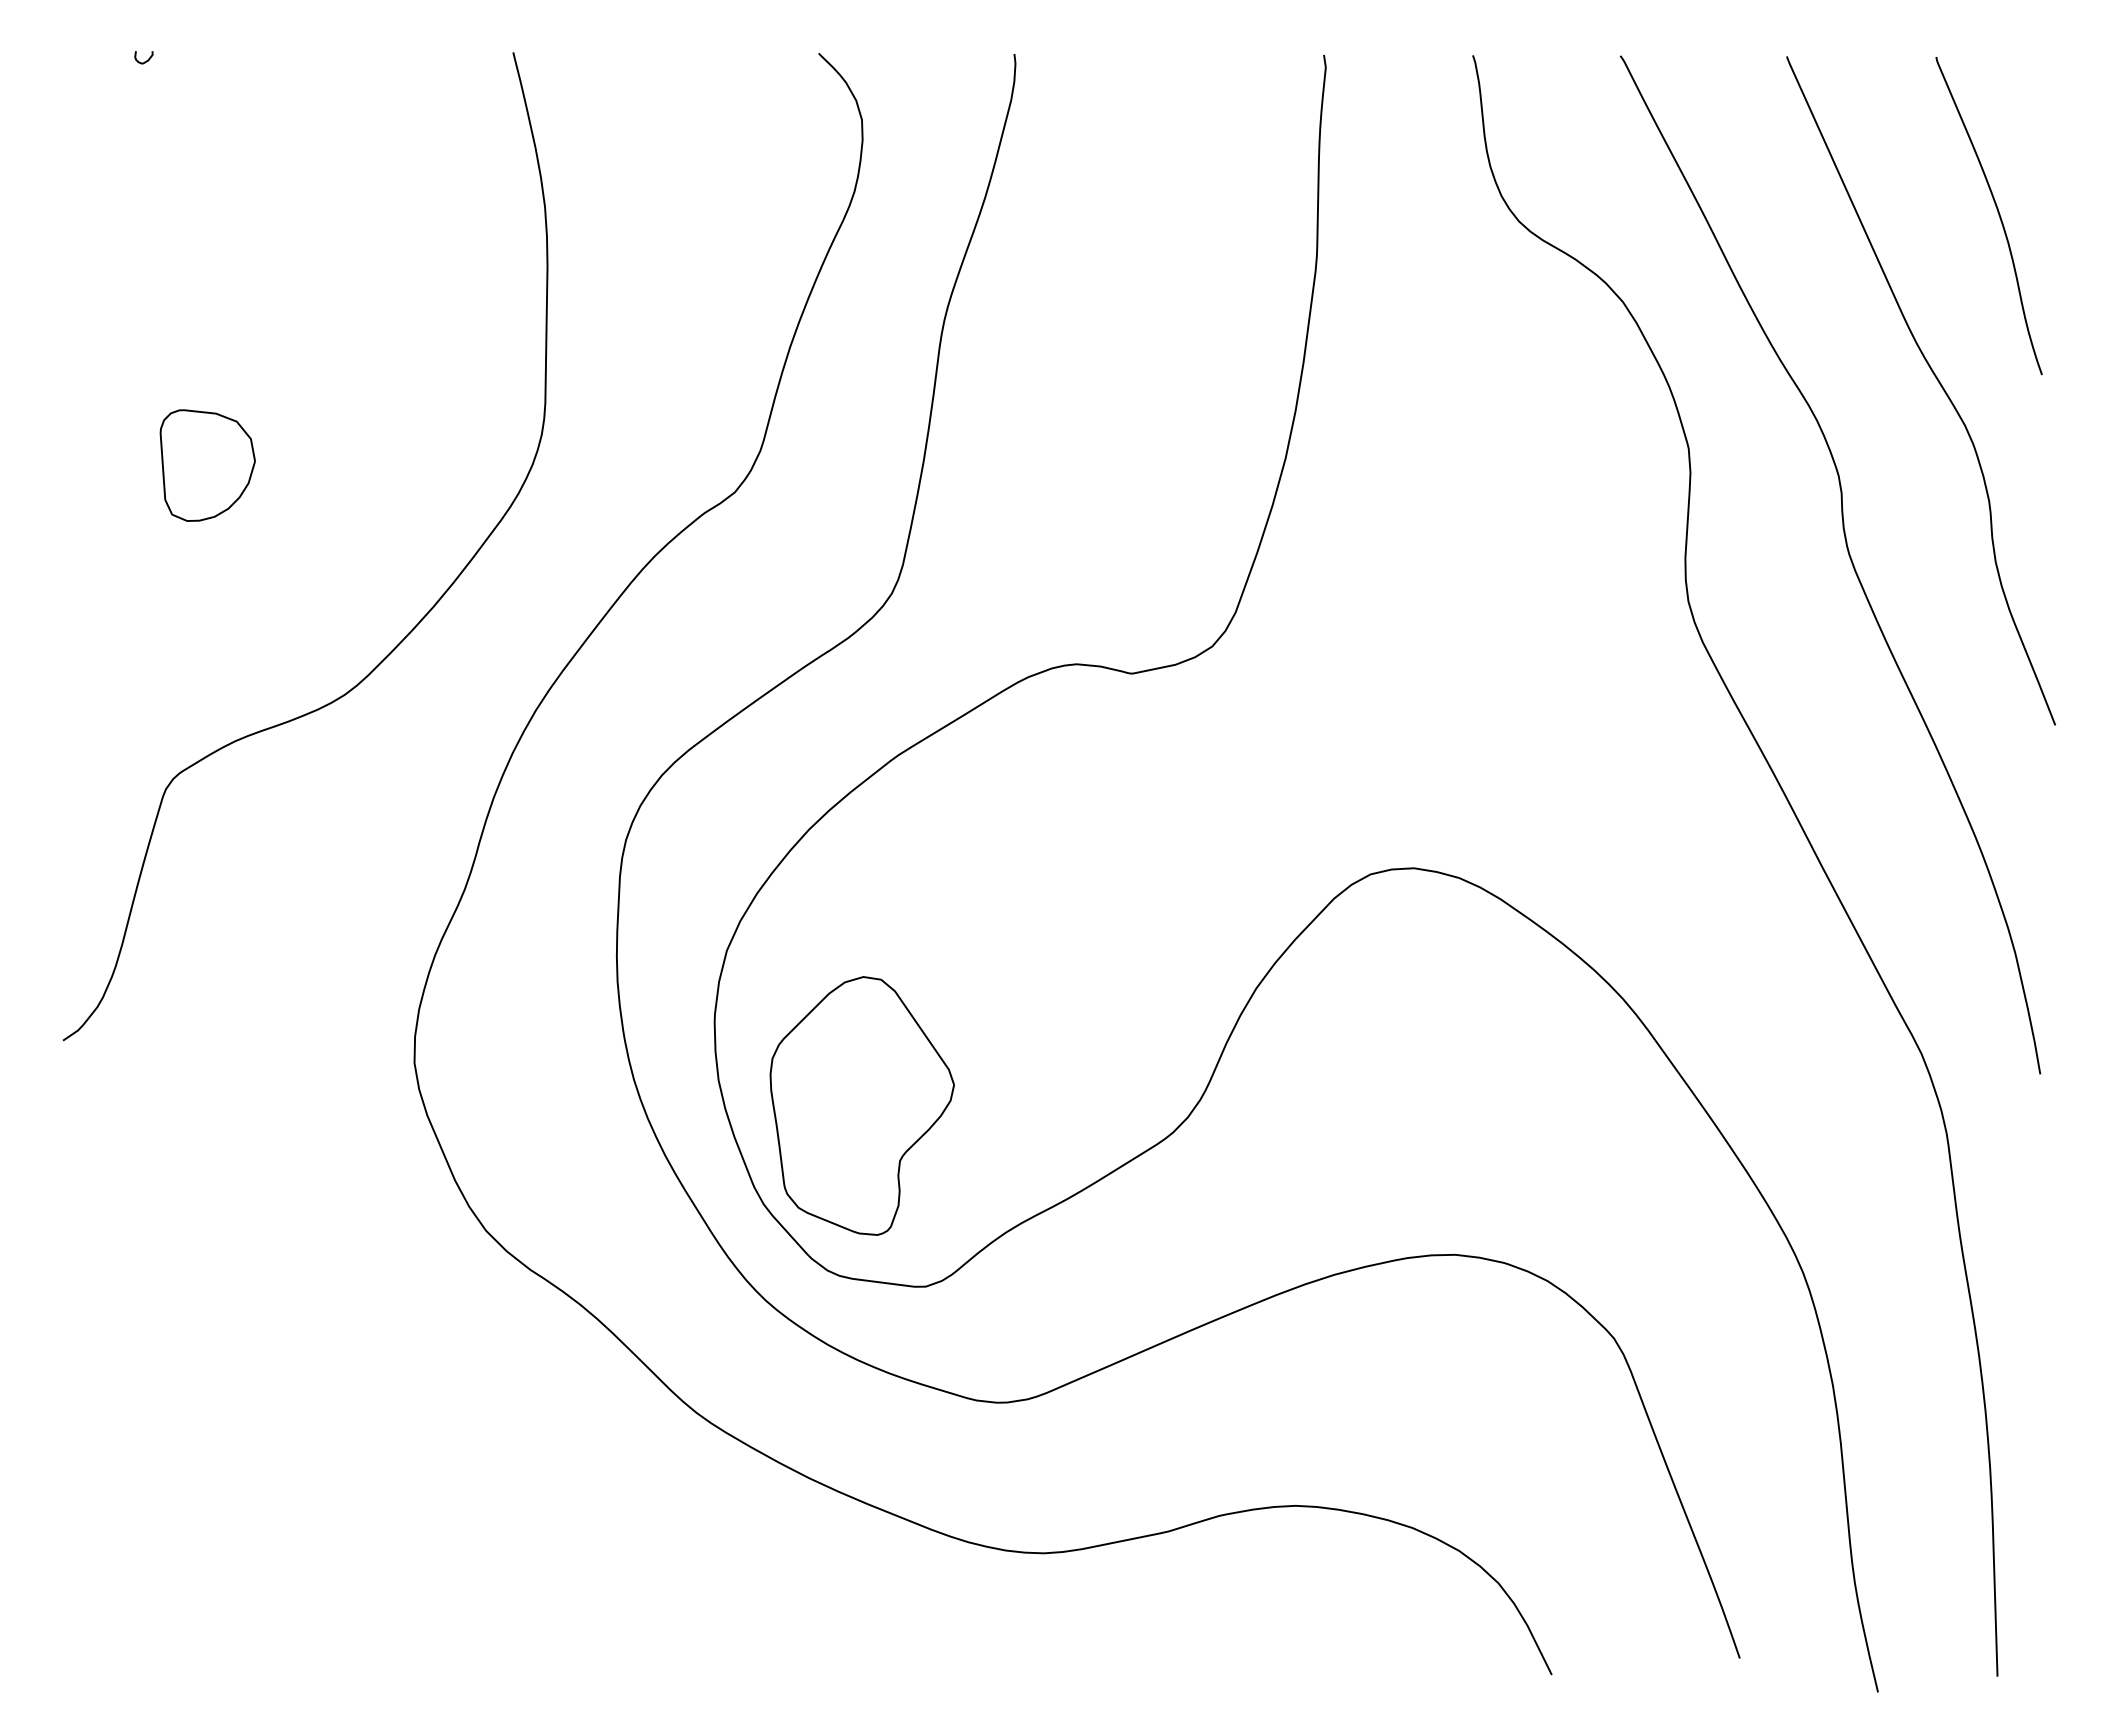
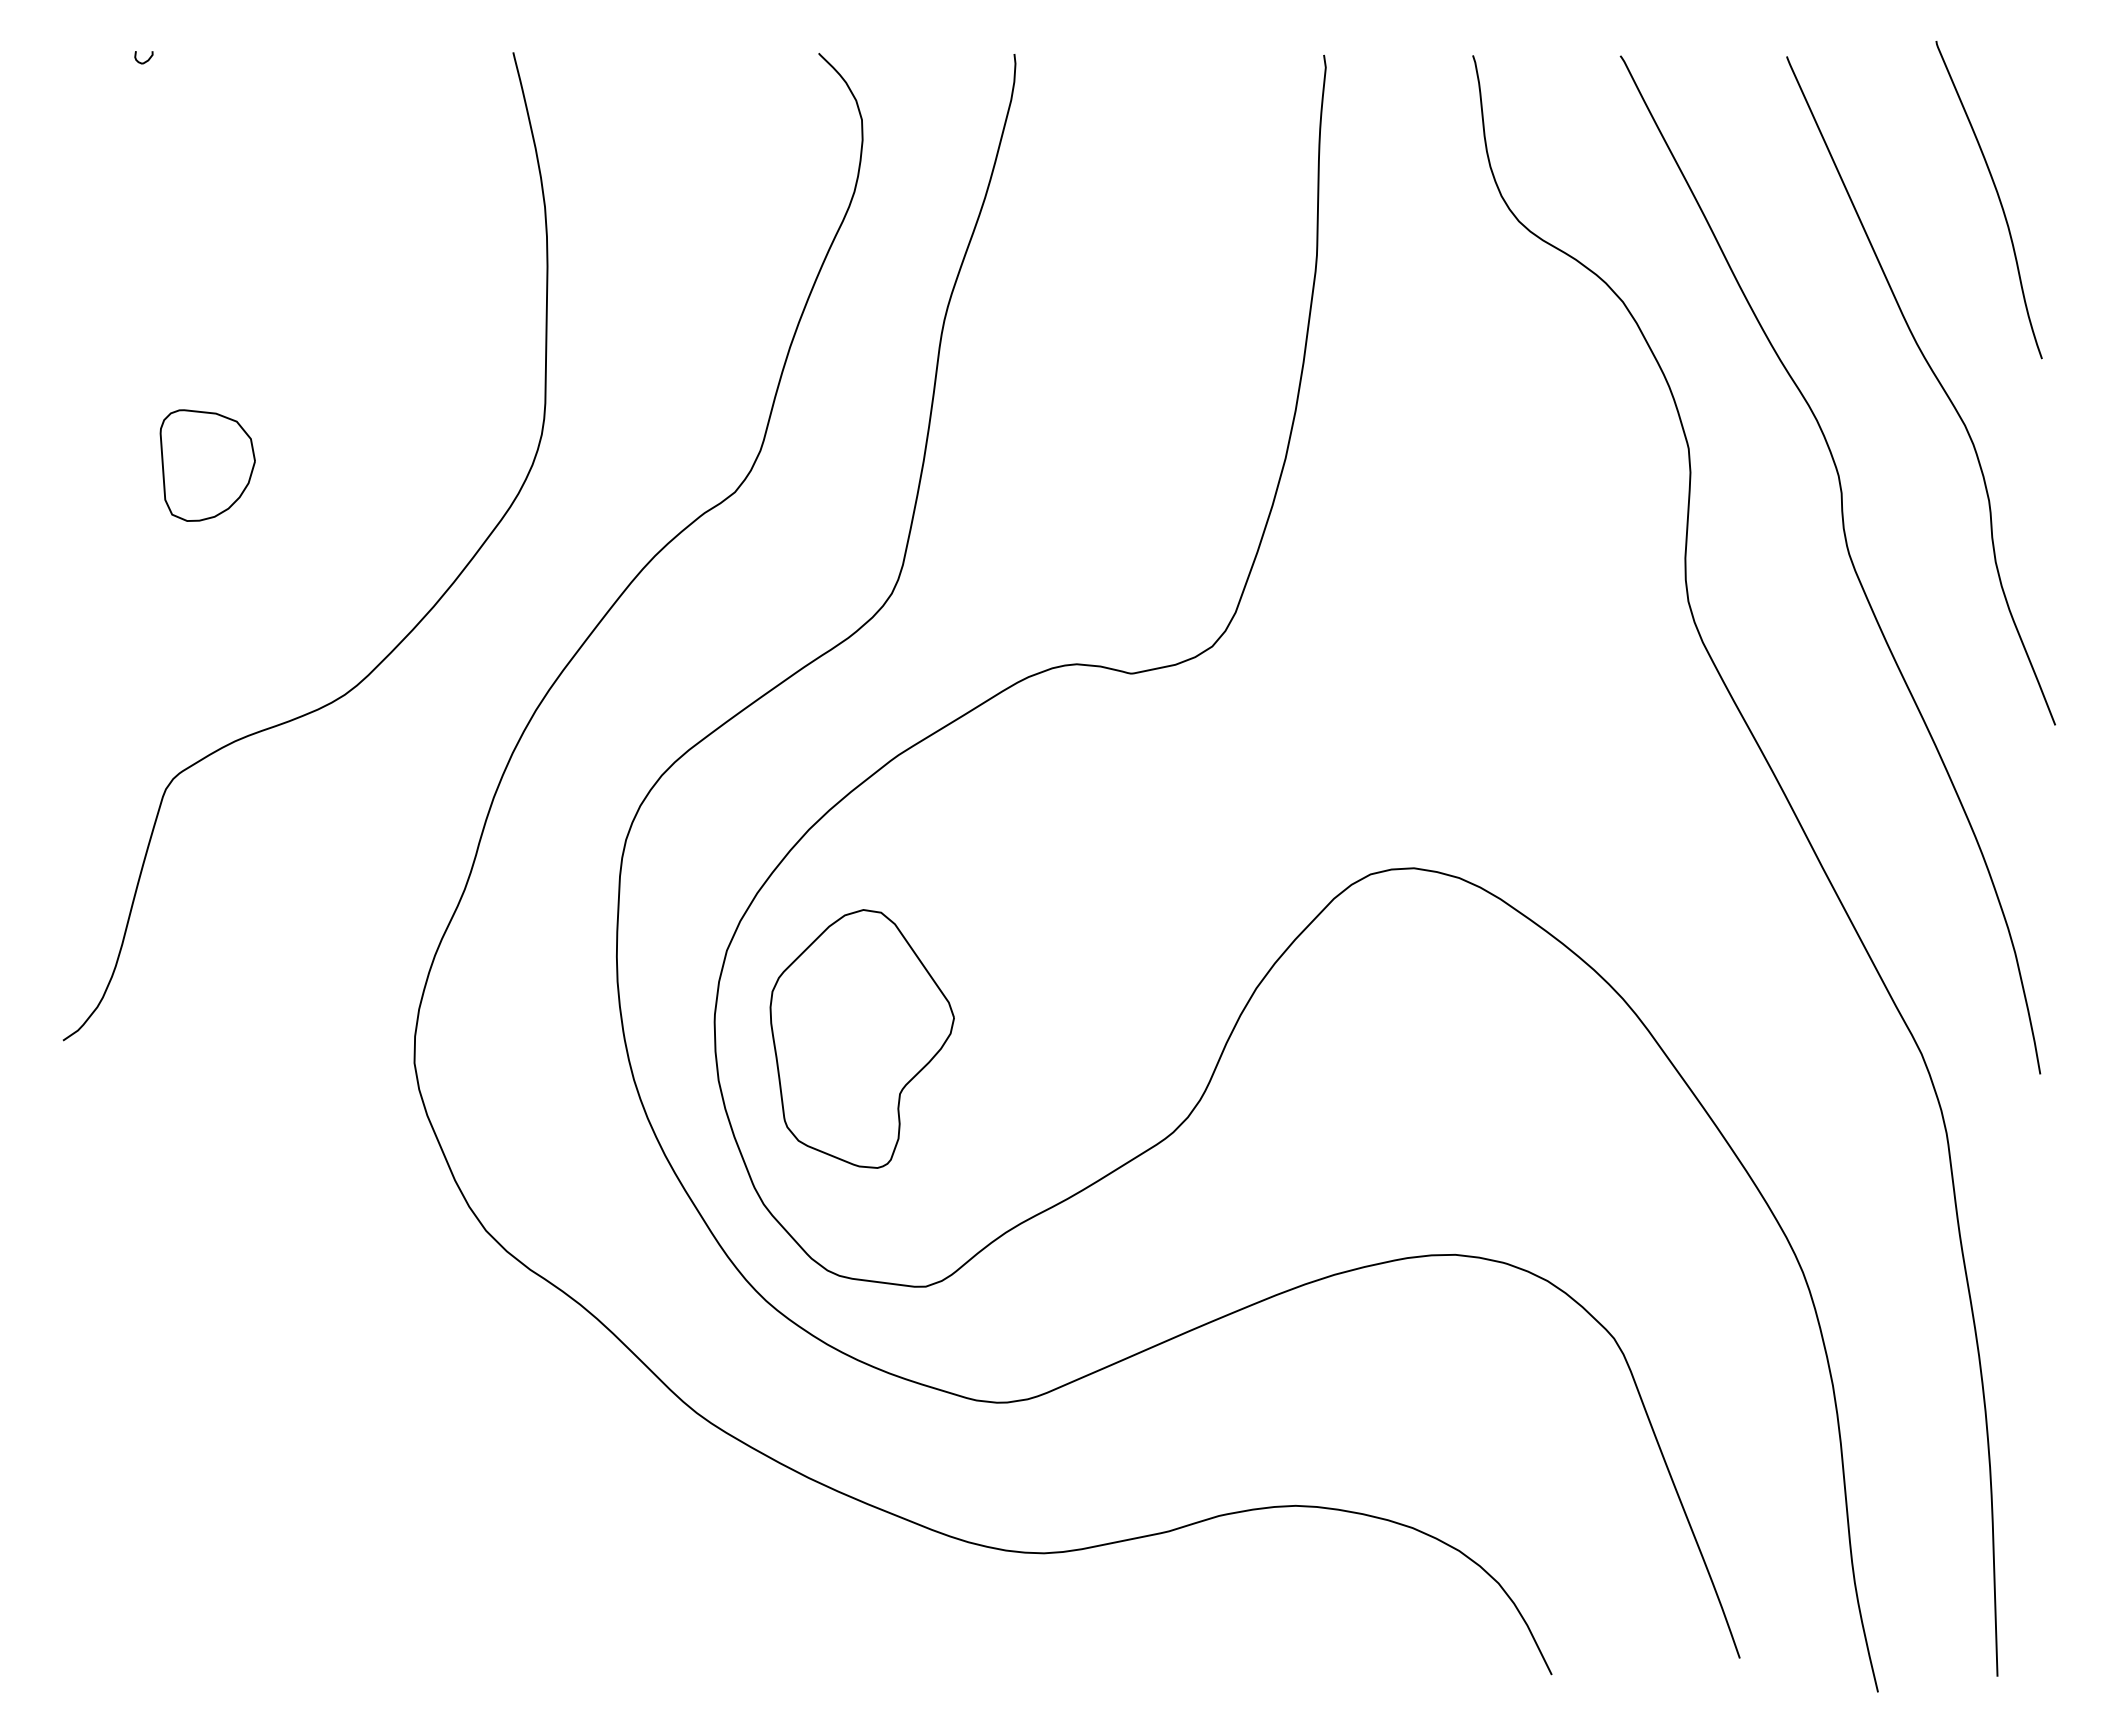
curve position: (1997, 212) -> (1997, 196) (1997, 196)
part position: (861, 1105) -> (861, 1038) (861, 1038)
